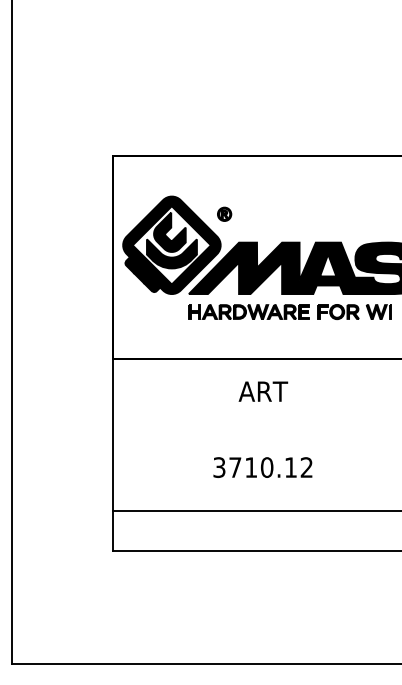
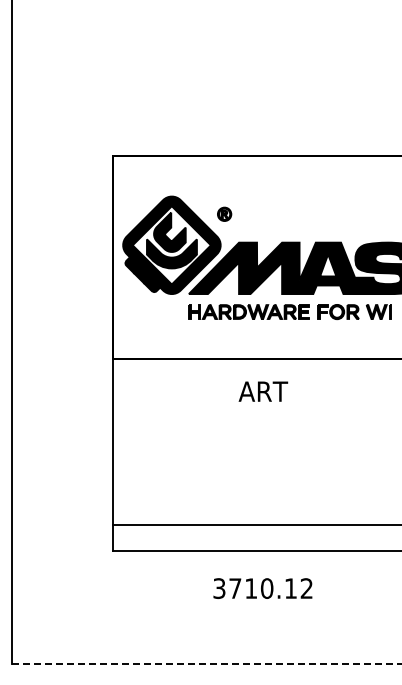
text position: (262, 467) -> (262, 588) (262, 588)
line position: (255, 510) -> (255, 524) (255, 524)
line: solid -> dashed (207, 664)
